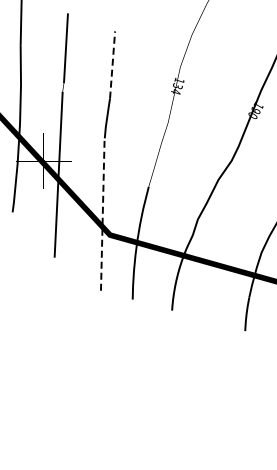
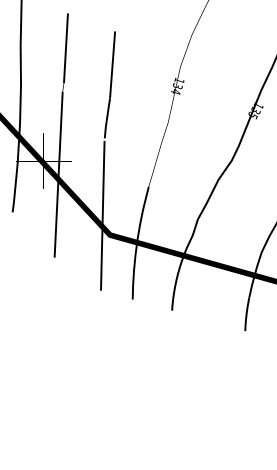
line: dashed -> solid (112, 64)
text: 190 -> 135 (254, 112)
line: dashed -> solid (102, 215)
